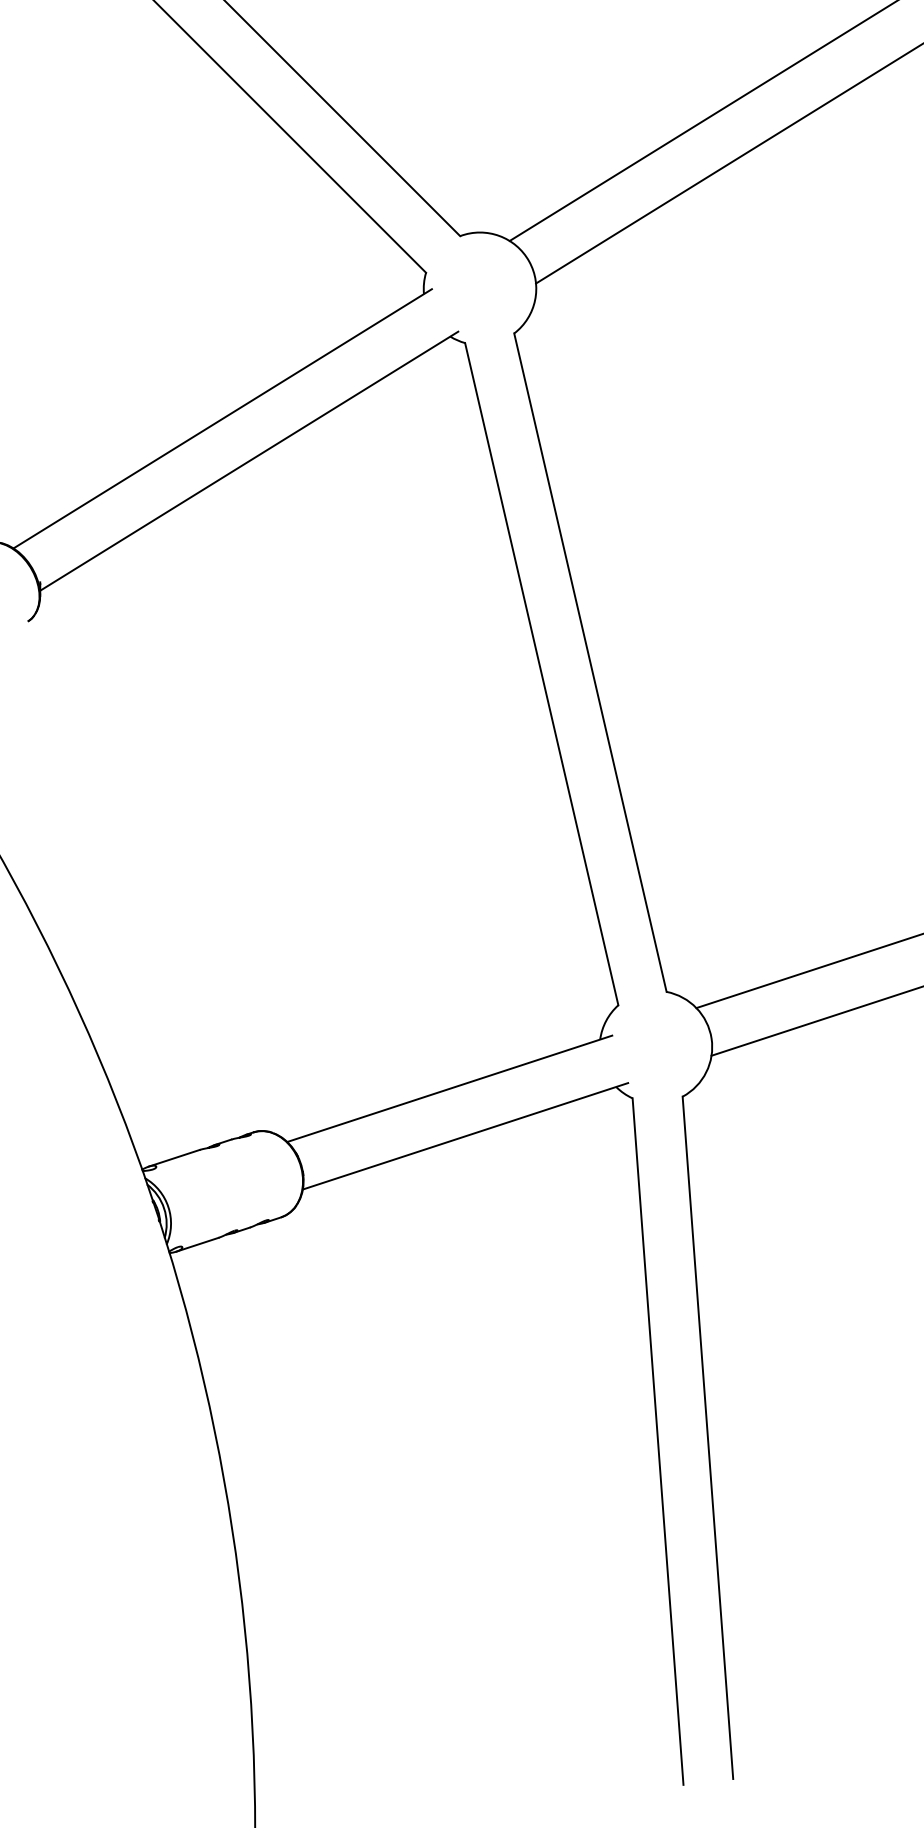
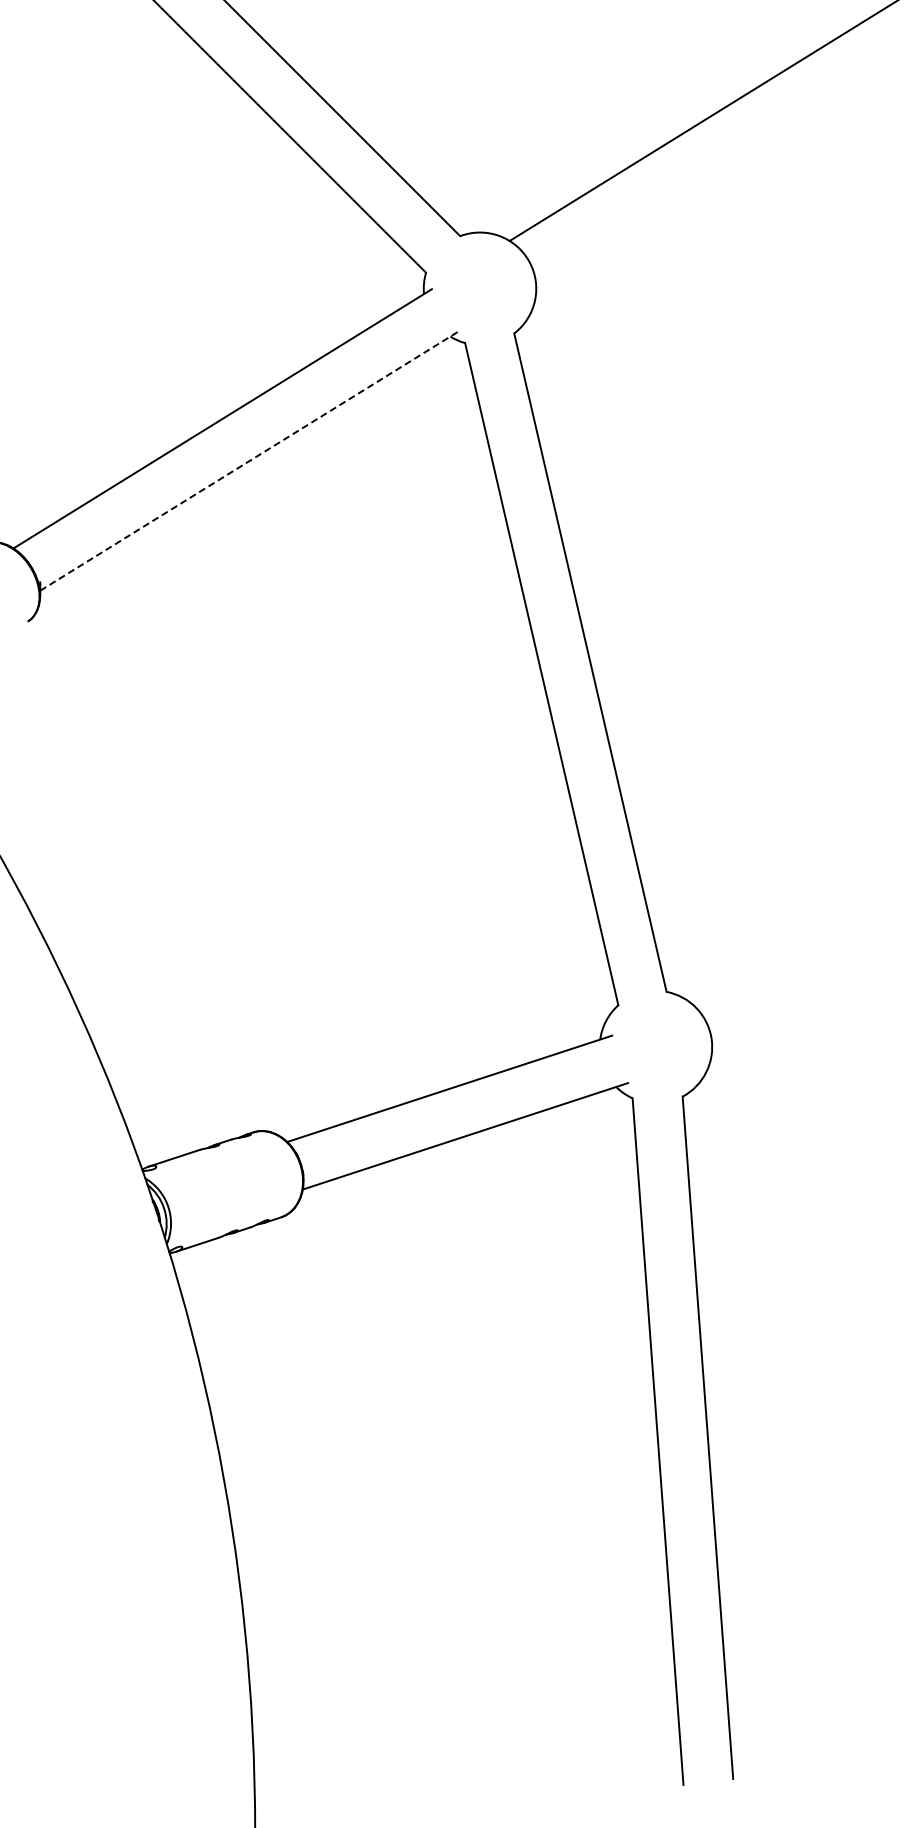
line: present -> none (728, 164)
line: solid -> dashed (249, 461)
line: present -> none (808, 971)
line: present -> none (815, 1021)
